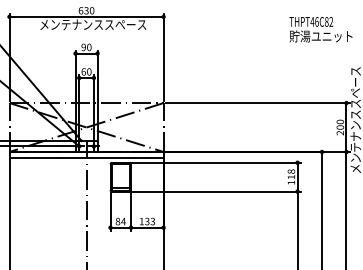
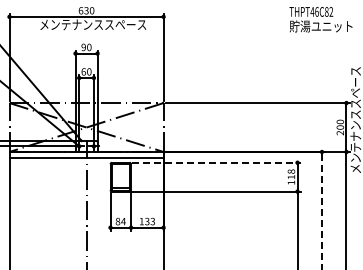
text position: (320, 29) -> (320, 19) (320, 19)
line: solid -> dashed (216, 162)
line: solid -> dashed (322, 212)
